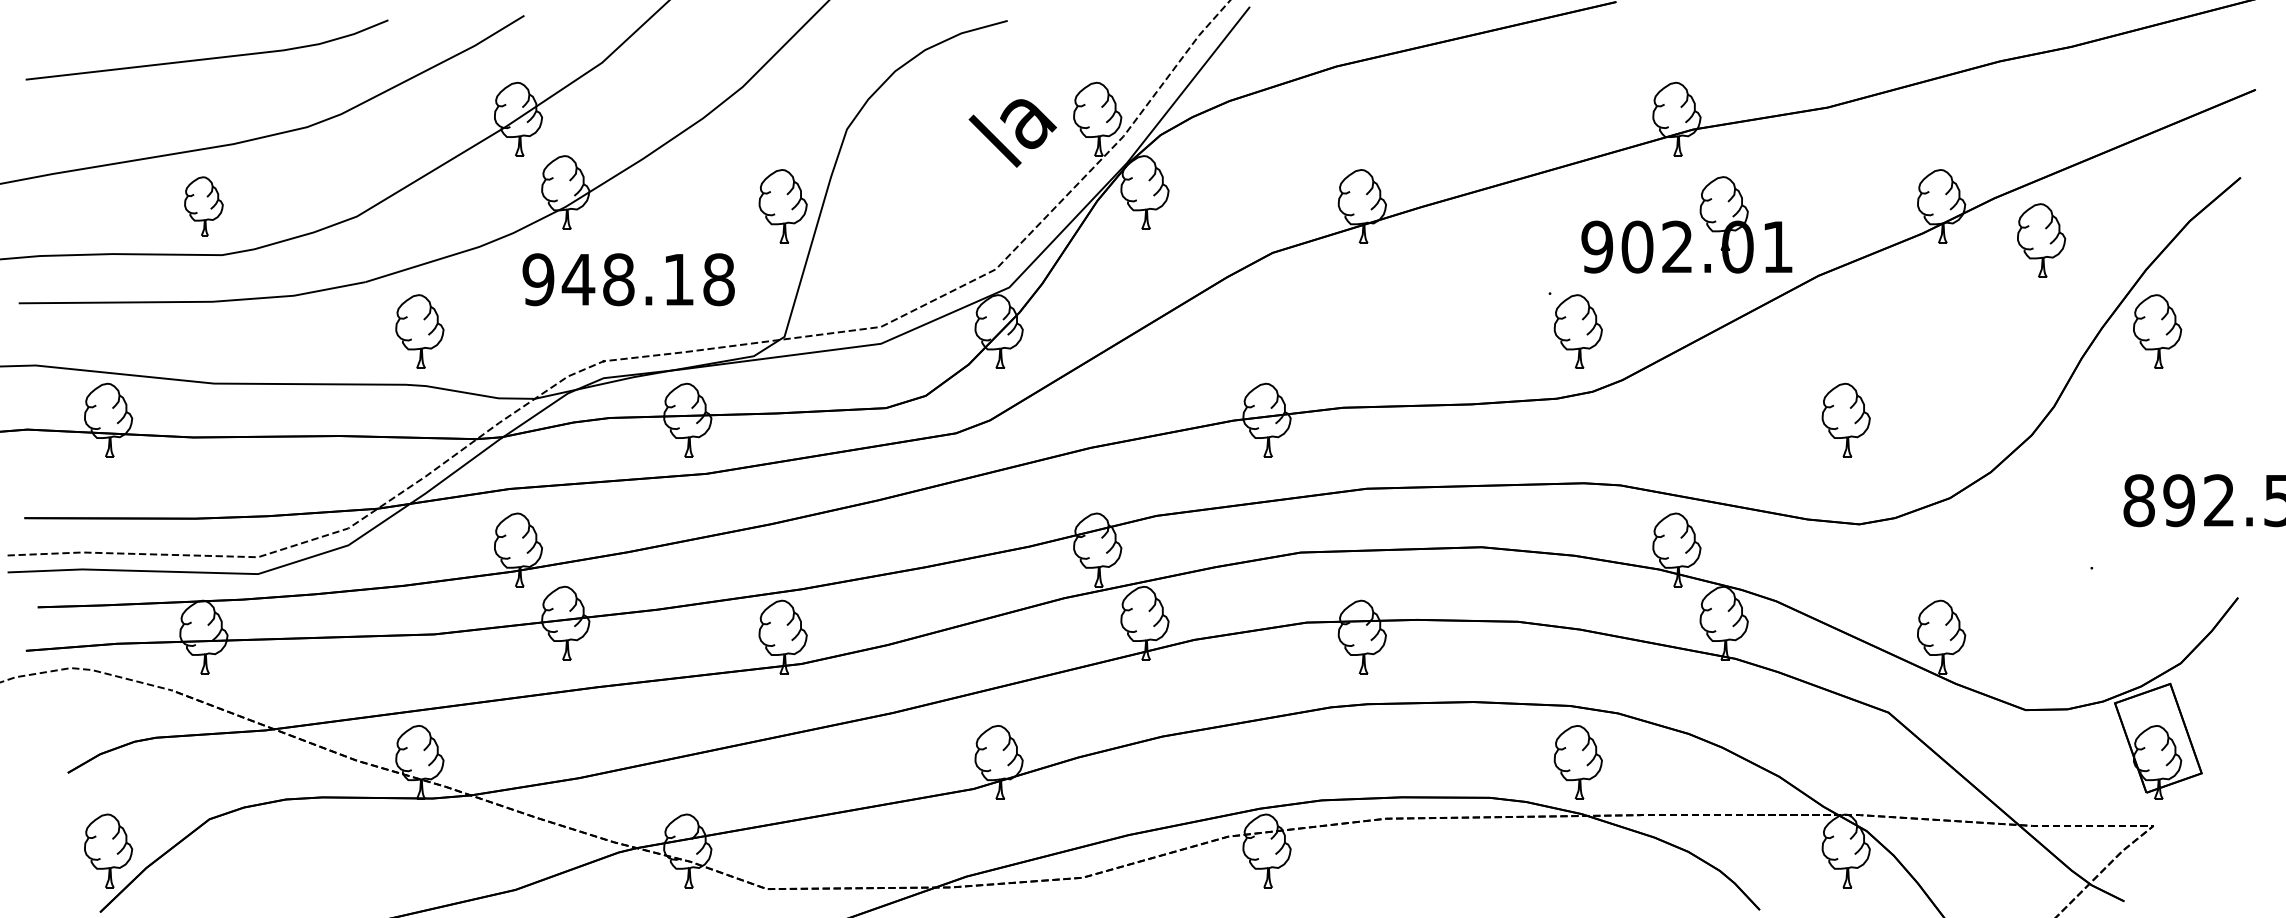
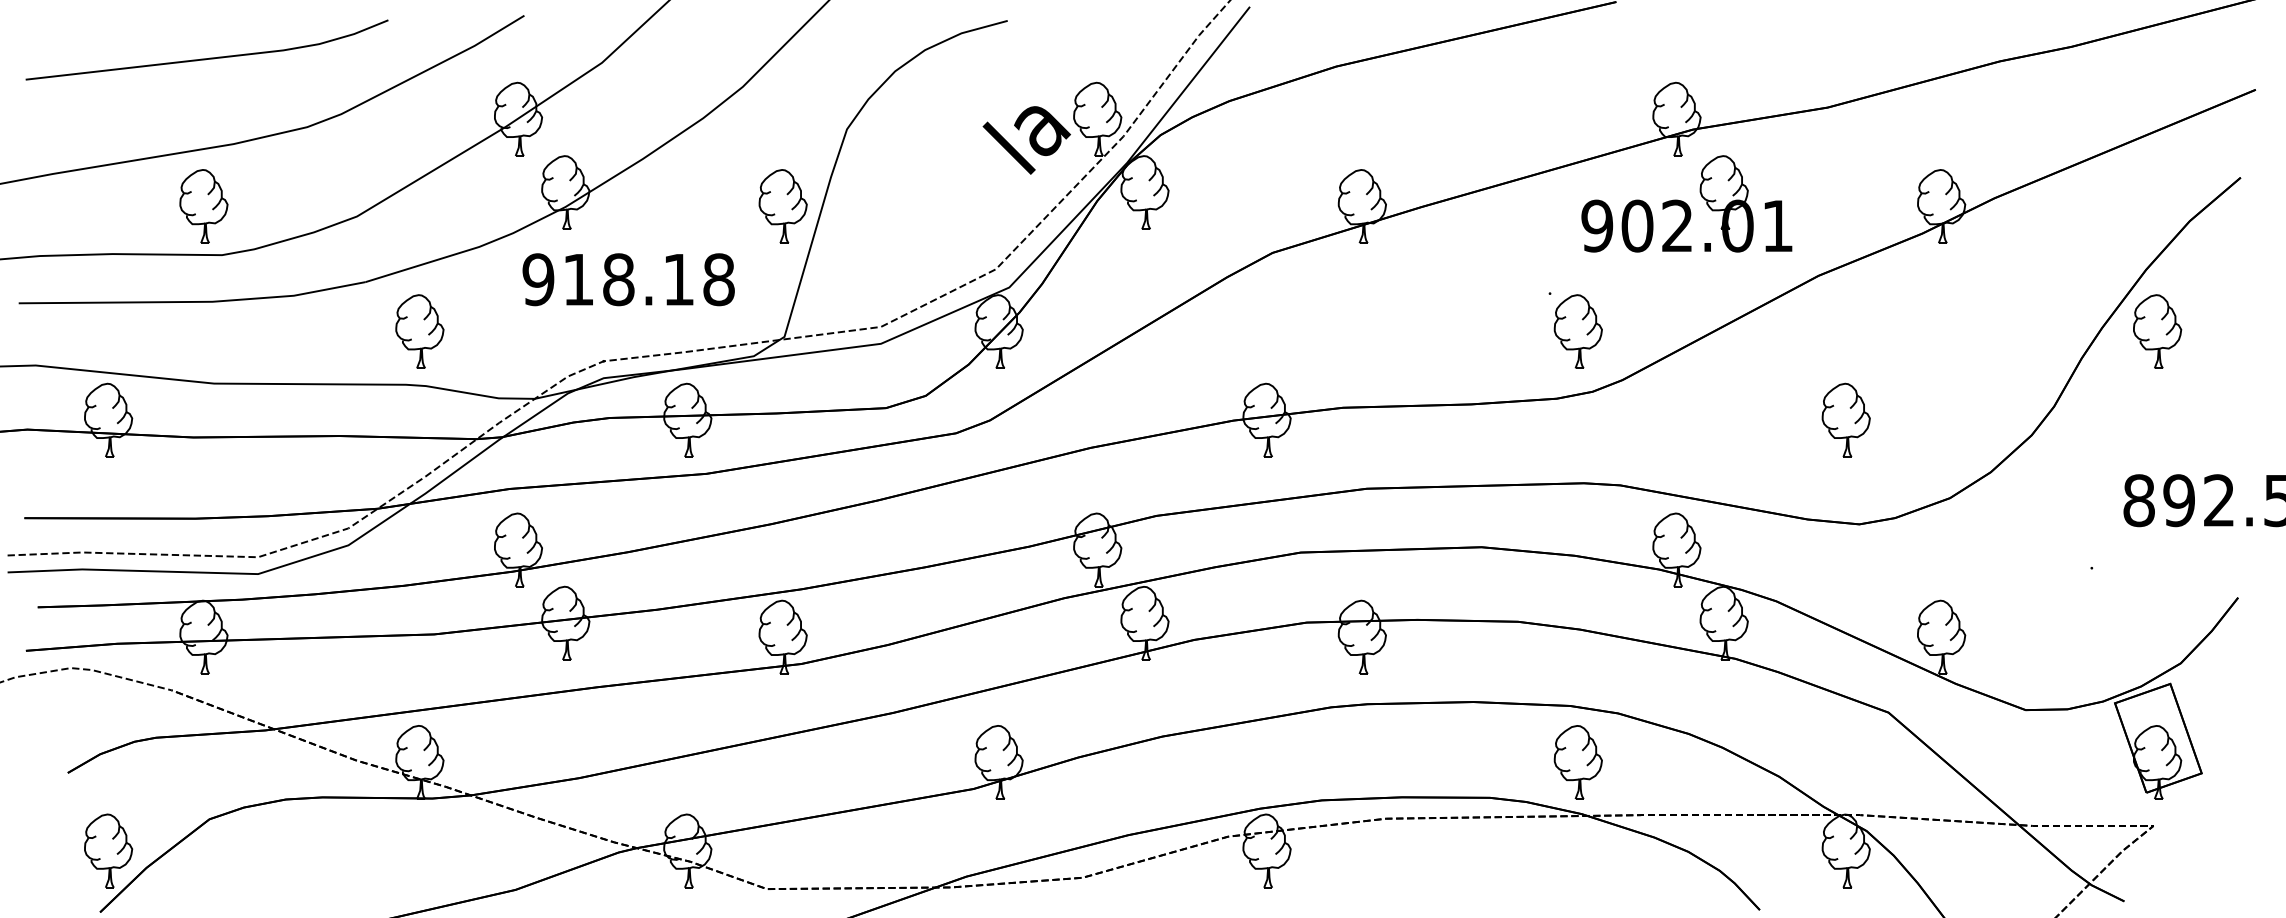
text position: (1012, 133) -> (1026, 140) (1026, 140)
part size: 40x61 px -> 50x75 px (203, 206)
part position: (1686, 224) -> (1686, 203) (1686, 203)
part: present -> none (2041, 240)
text: 948.18 -> 918.18 (578, 279)
